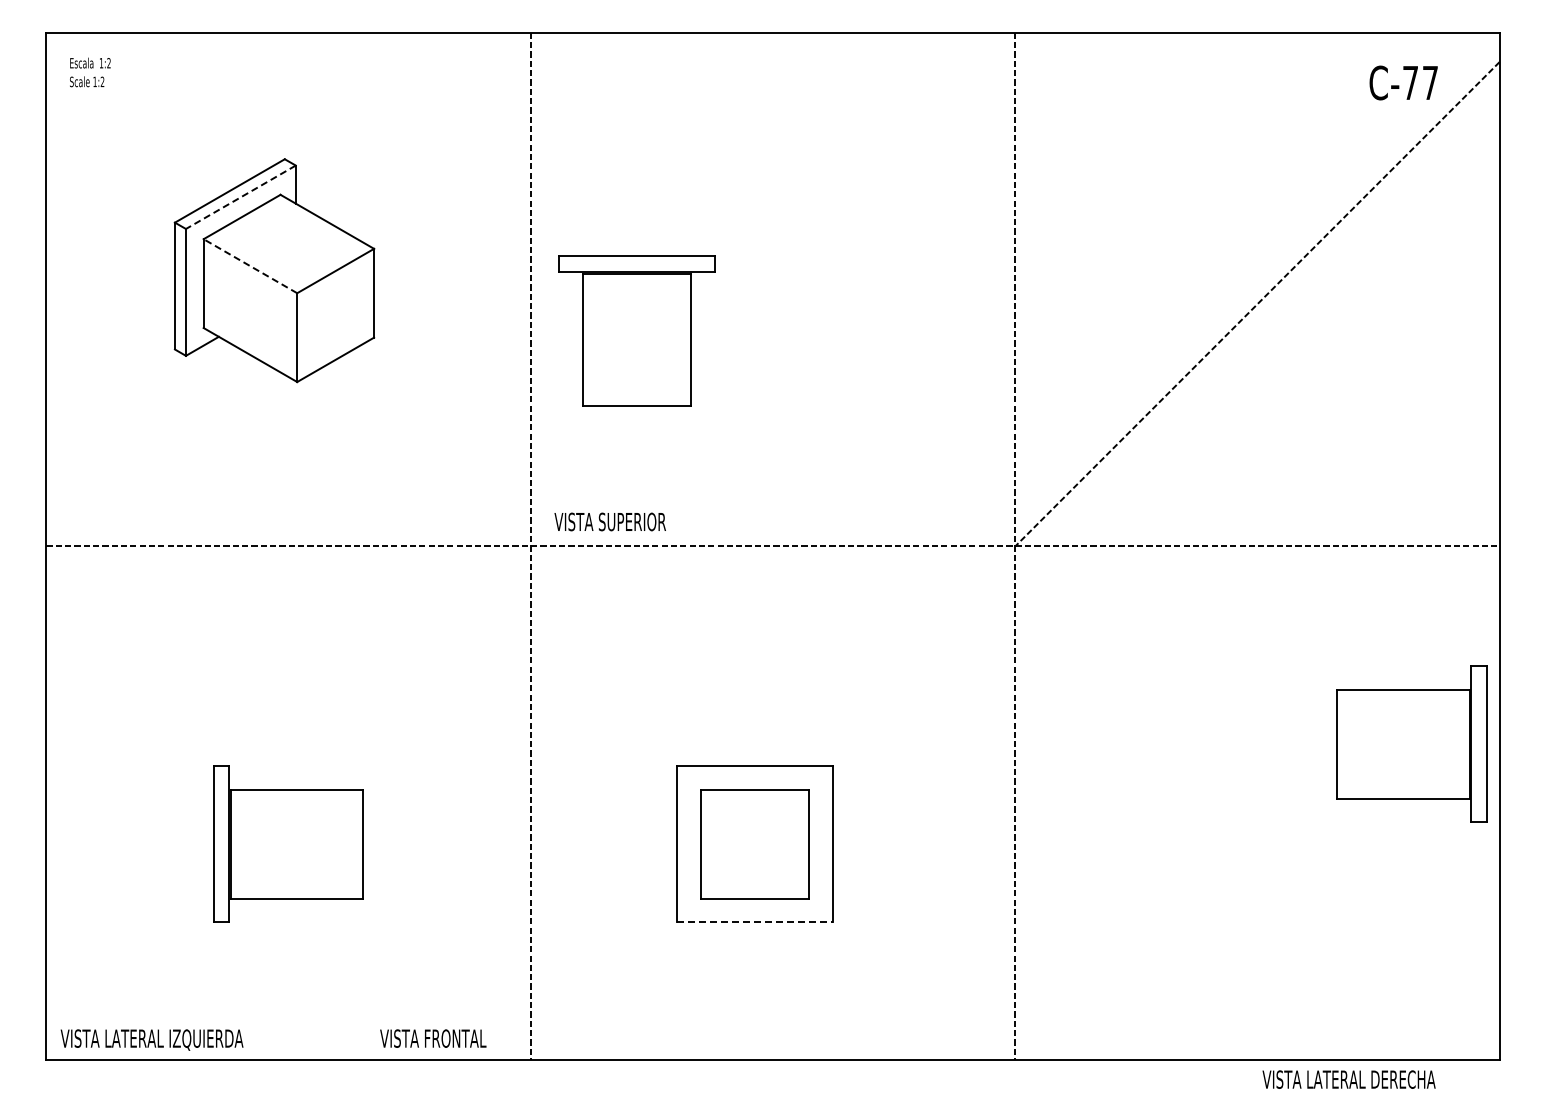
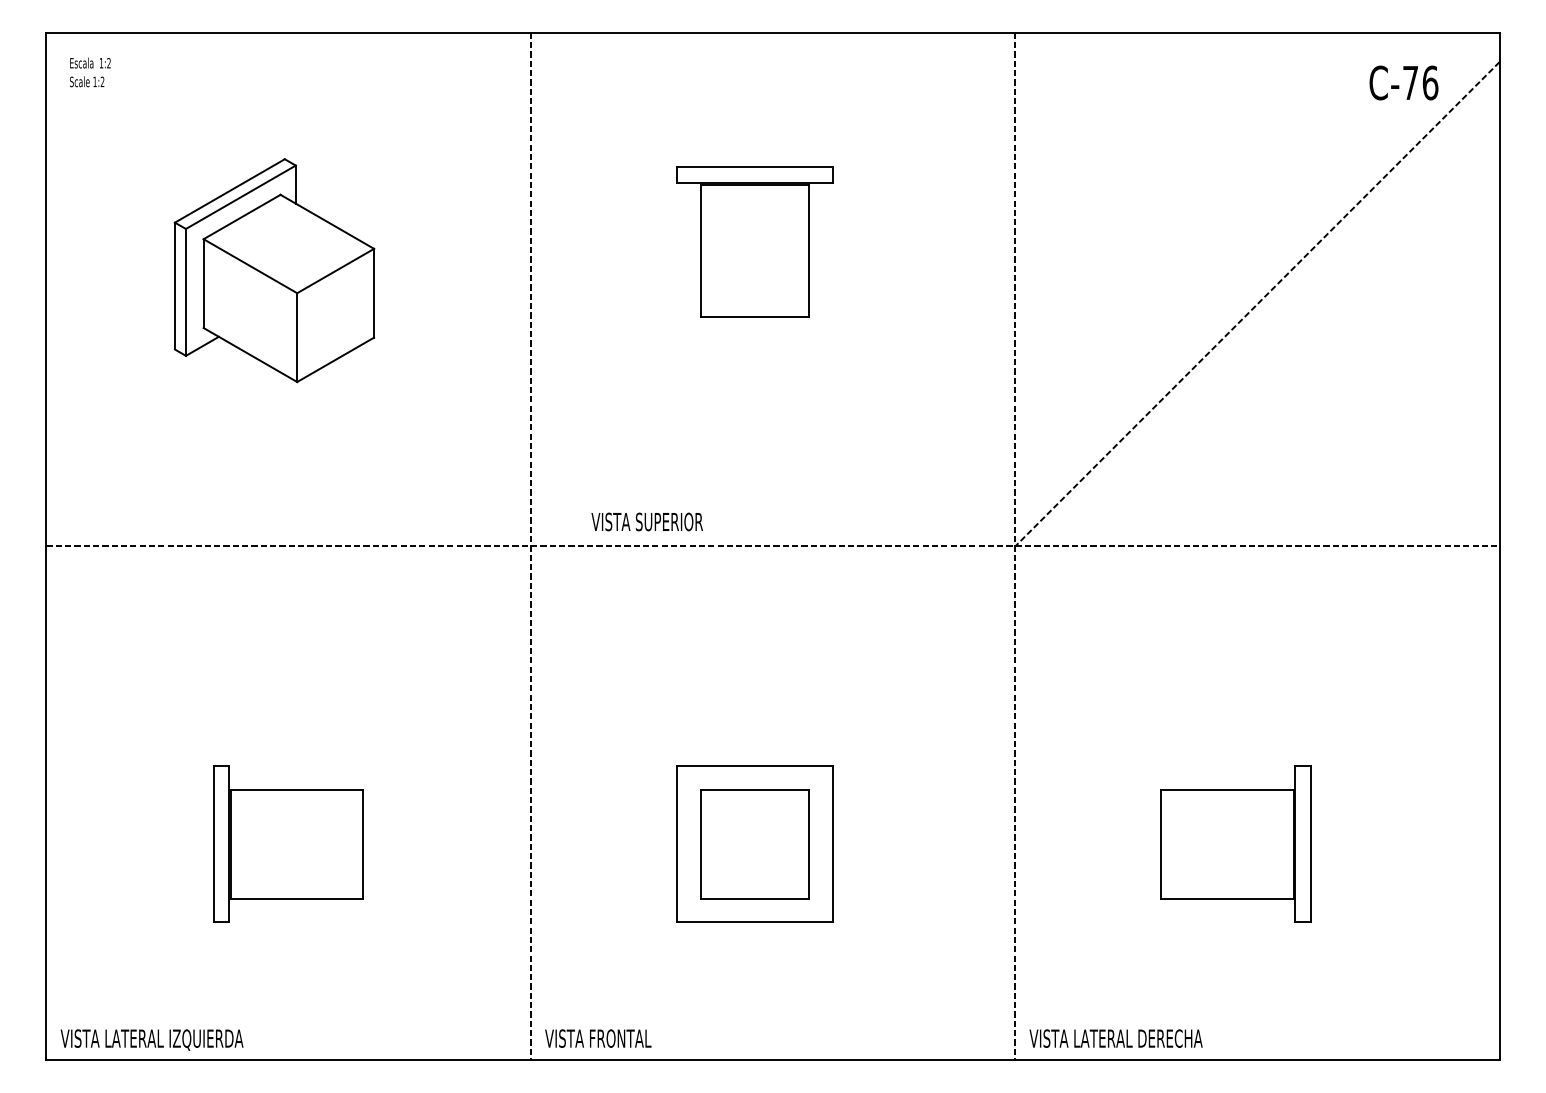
text: C-77 -> C-76 (1430, 82)
line: dashed -> solid (240, 197)
line: dashed -> solid (250, 265)
part position: (636, 330) -> (754, 241) (754, 241)
text position: (609, 521) -> (646, 521) (646, 521)
part position: (1411, 743) -> (1235, 843) (1235, 843)
line: dashed -> solid (754, 921)
text position: (433, 1038) -> (598, 1038) (598, 1038)
text position: (1348, 1079) -> (1115, 1038) (1115, 1038)
